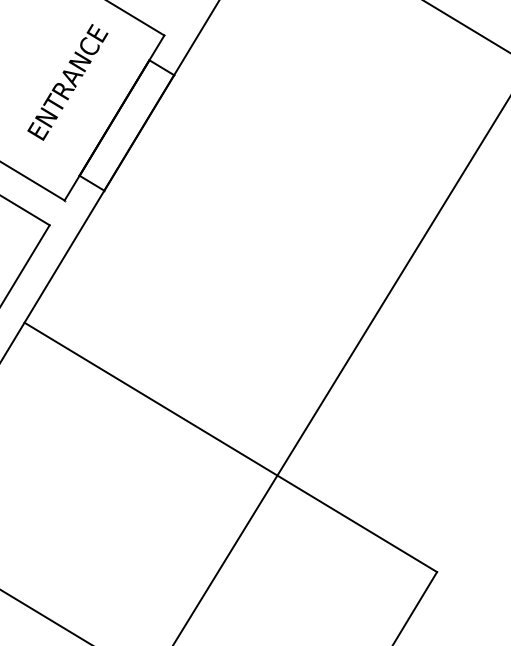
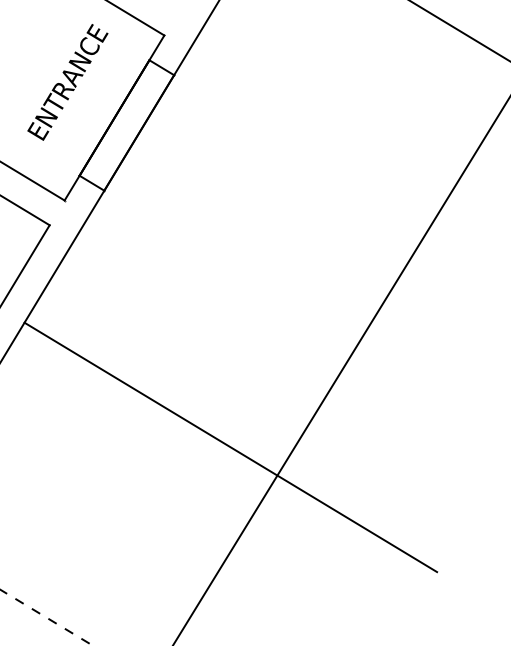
line position: (466, 26) -> (459, 31) (459, 31)
line: present -> none (415, 607)
line: solid -> dashed (46, 617)
